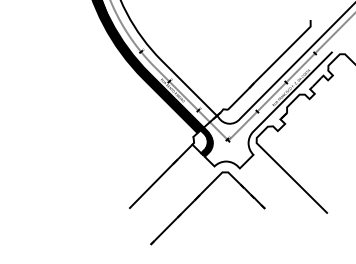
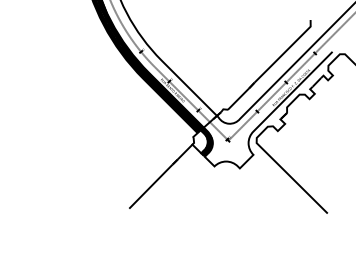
part: present -> none (198, 198)
